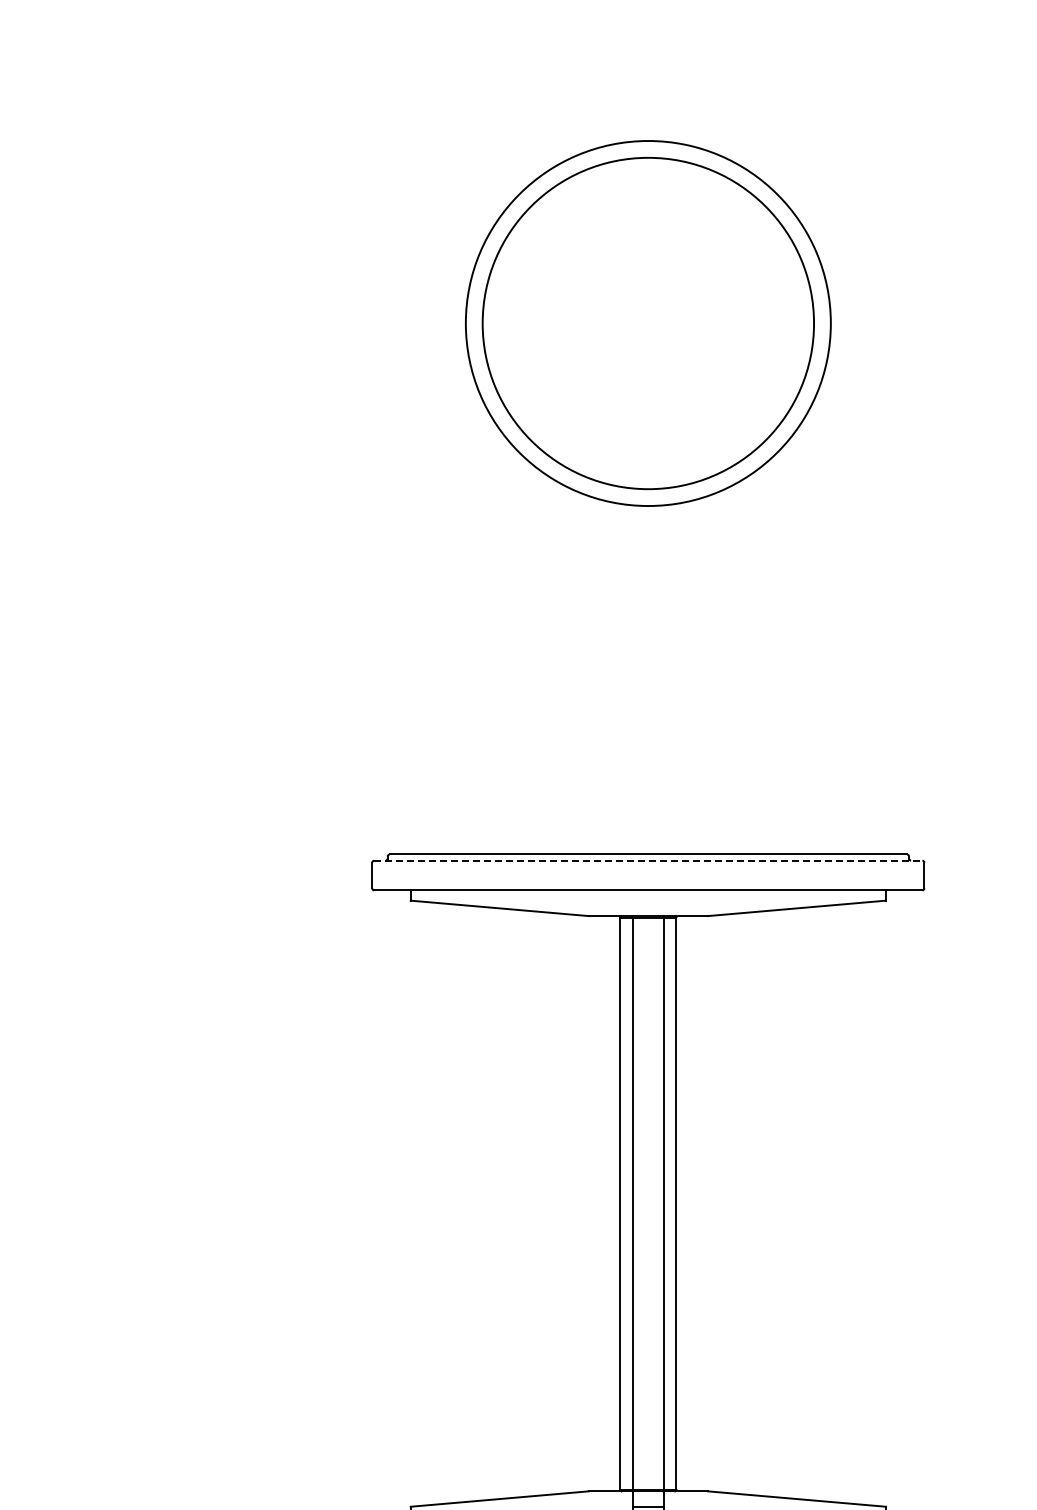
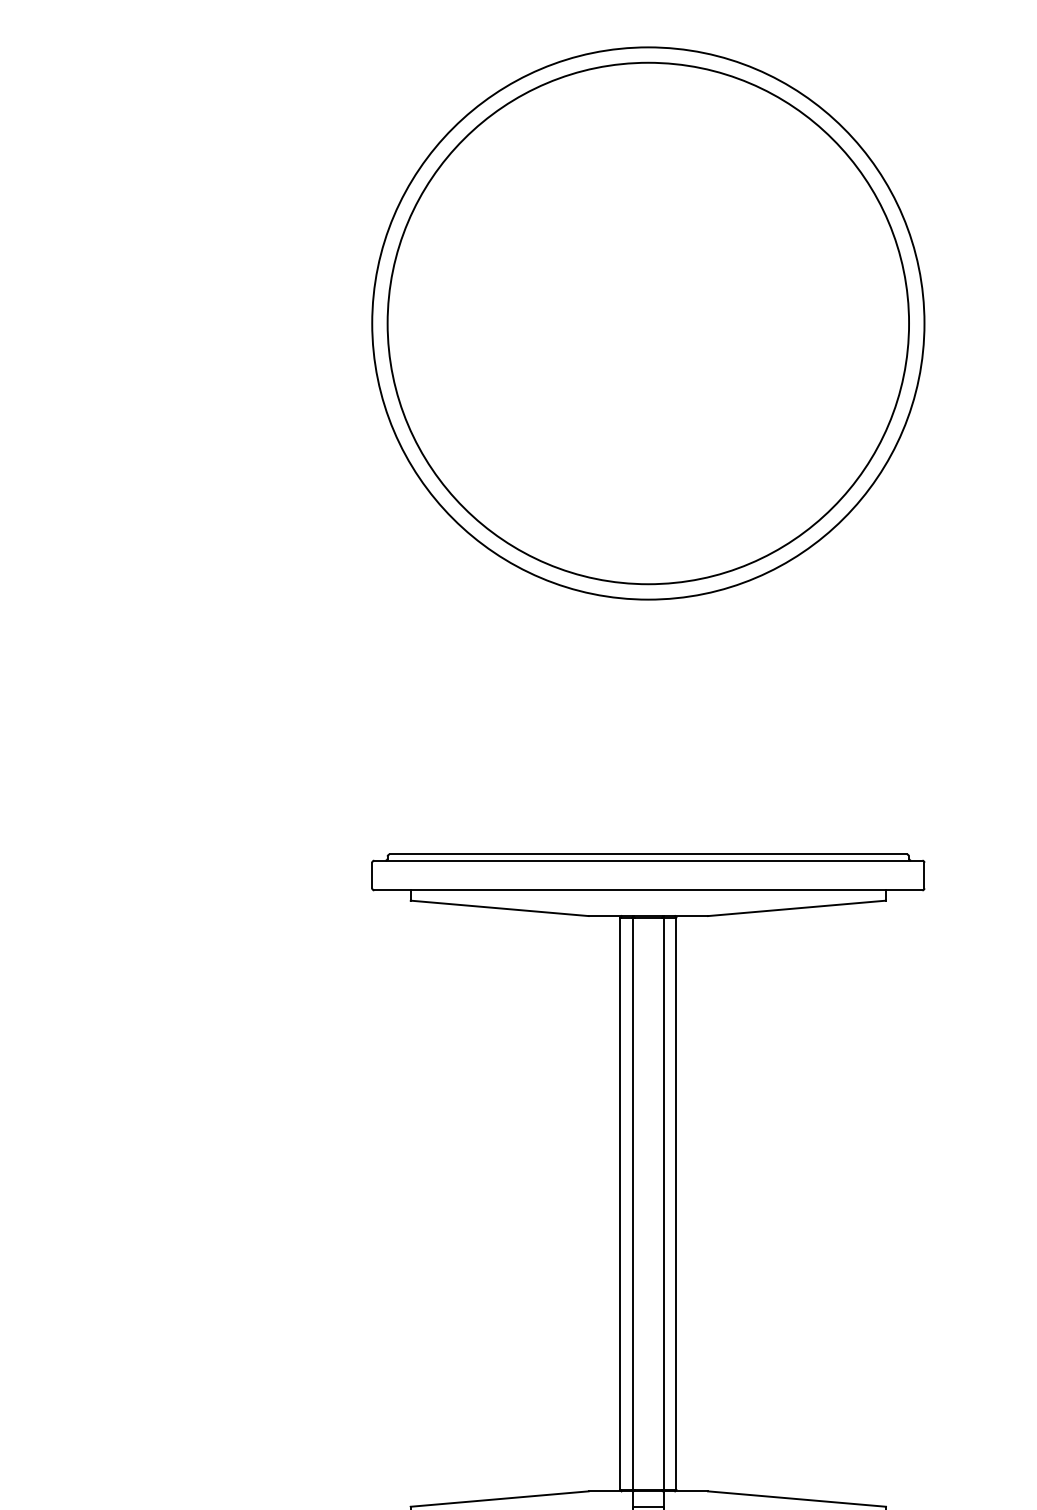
circle diameter: 365 px -> 521 px (648, 323)
circle diameter: 331 px -> 552 px (648, 323)
line: dashed -> solid (648, 860)
